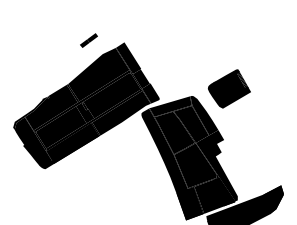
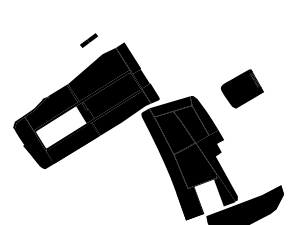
part position: (228, 88) -> (241, 88) (241, 88)
fill: present -> none (61, 127)
fill: present -> none (214, 195)
